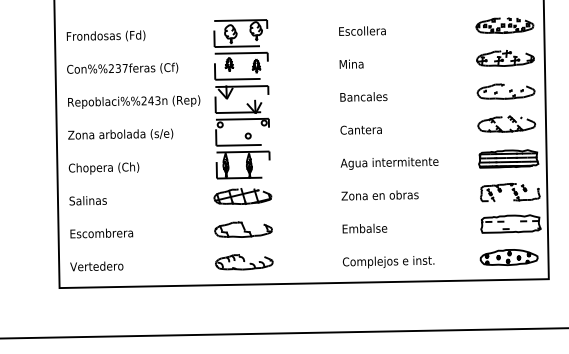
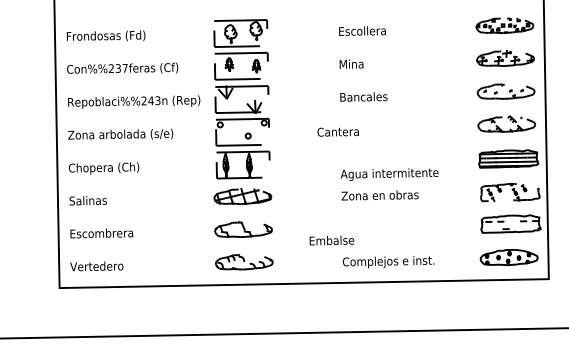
text position: (360, 129) -> (337, 131) (337, 131)
text position: (389, 163) -> (389, 174) (389, 174)
text position: (364, 228) -> (331, 240) (331, 240)
